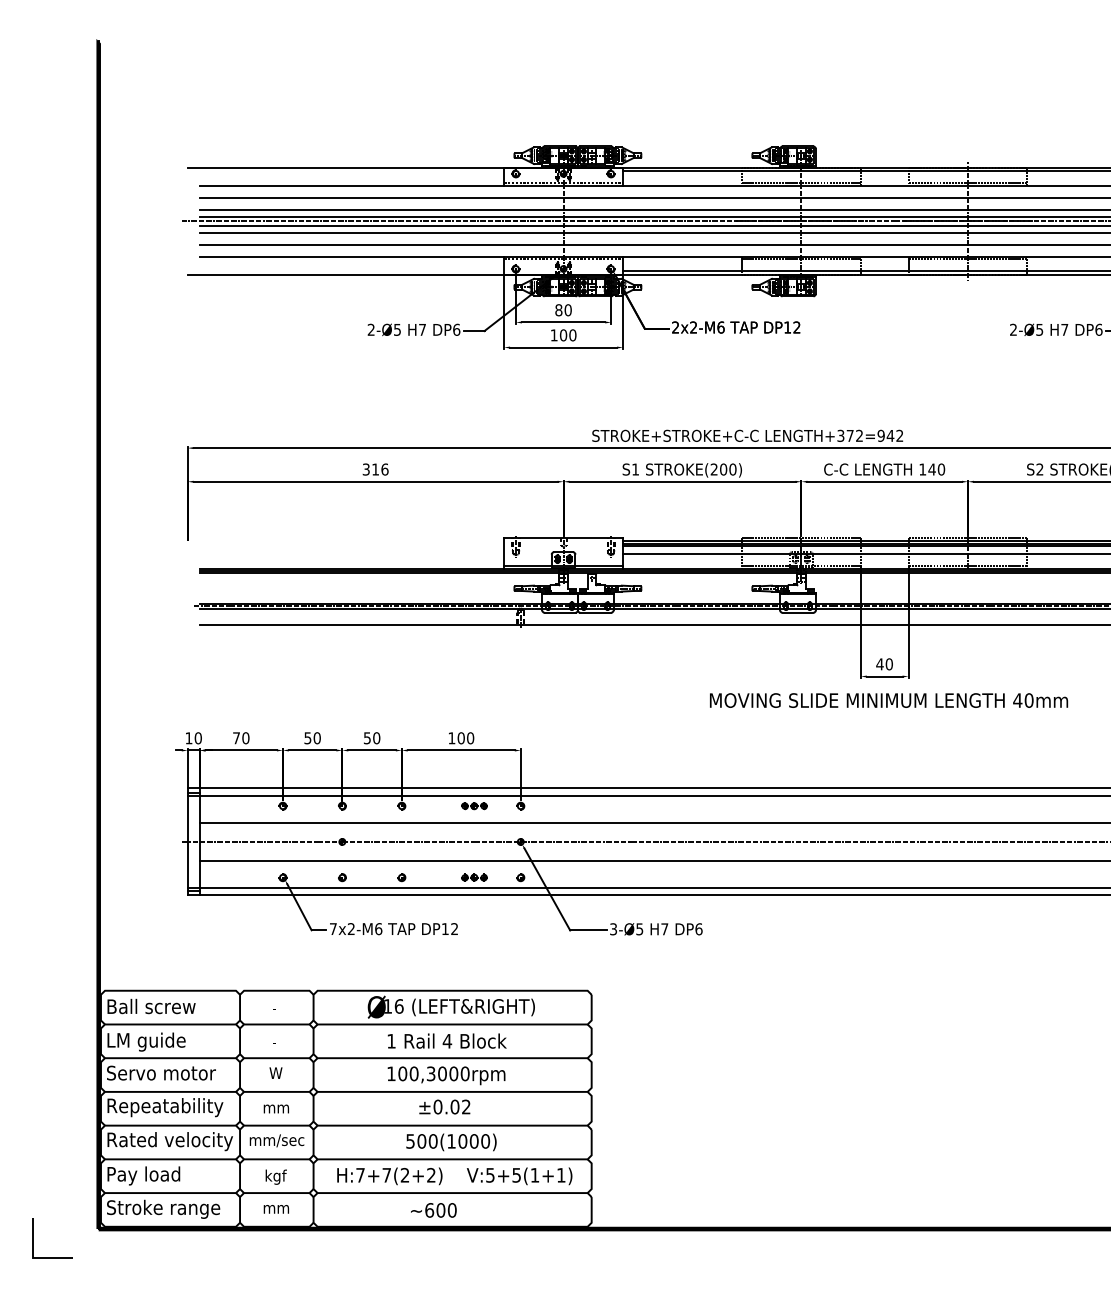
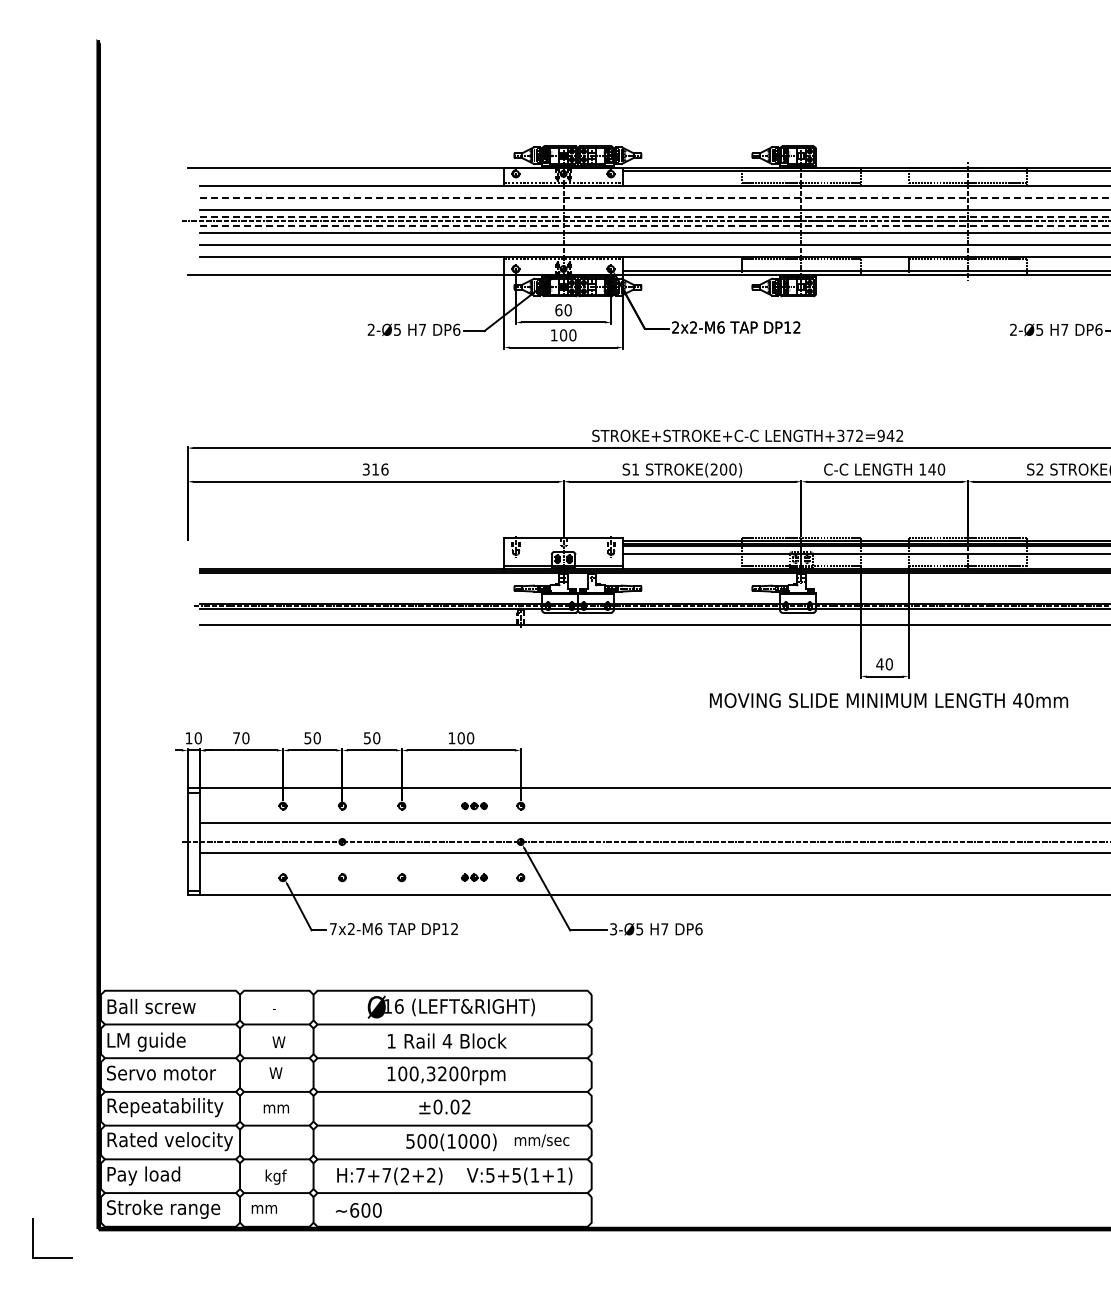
line: solid -> dashed (654, 197)
line: solid -> dashed (654, 216)
line: solid -> dashed (654, 226)
text: 80 -> 60 (558, 310)
line: present -> none (647, 795)
line position: (653, 860) -> (653, 852) (653, 852)
line: present -> none (647, 888)
text: - -> W (278, 1041)
text: 100,3000rpm -> 100,3200rpm (442, 1073)
text position: (276, 1140) -> (541, 1140) (541, 1140)
text position: (275, 1209) -> (263, 1209) (263, 1209)
text position: (433, 1210) -> (358, 1210) (358, 1210)
